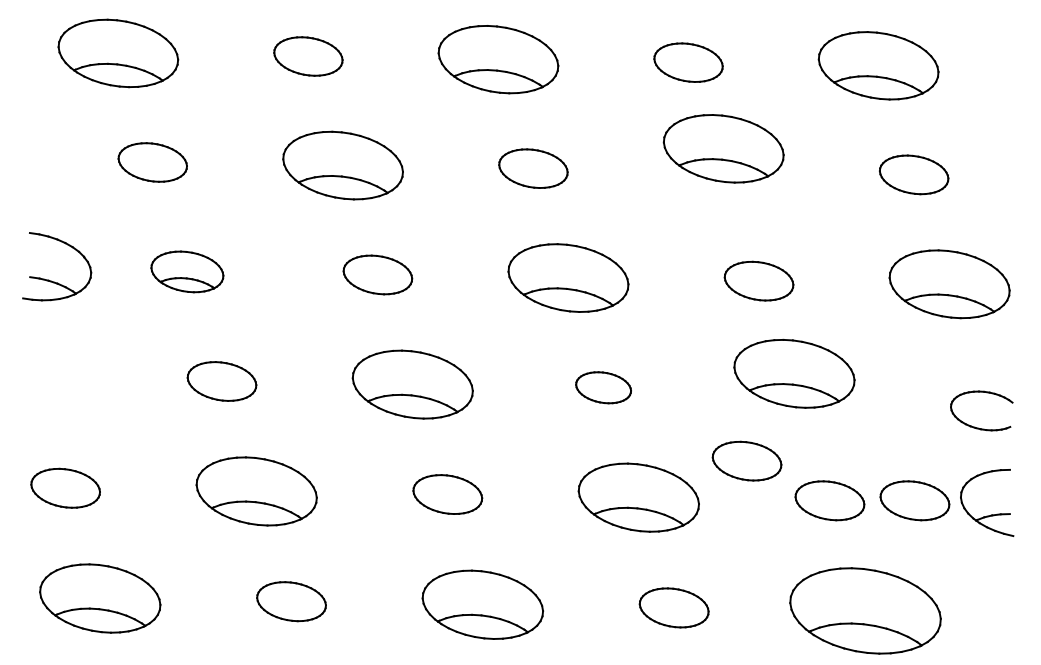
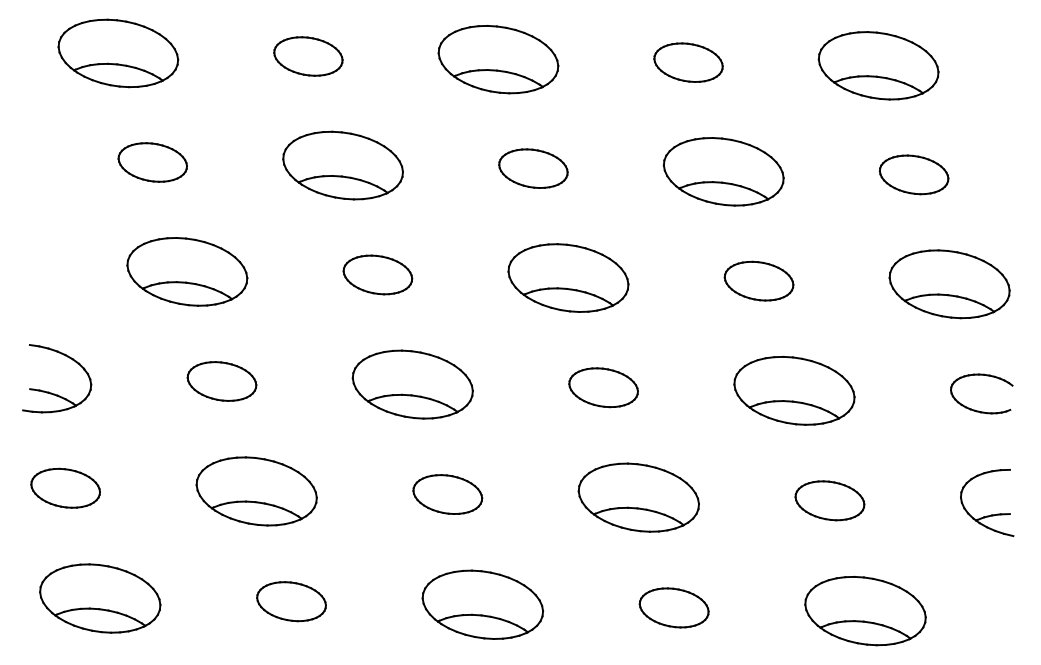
part position: (723, 148) -> (723, 171) (723, 171)
part size: 75x44 px -> 123x70 px (187, 271)
part position: (51, 280) -> (51, 392) (51, 392)
part position: (794, 373) -> (794, 390) (794, 390)
part size: 57x34 px -> 71x42 px (603, 387)
part position: (975, 426) -> (975, 409) (975, 409)
part: present -> none (746, 460)
part: present -> none (914, 500)
part size: 153x88 px -> 123x71 px (865, 611)
